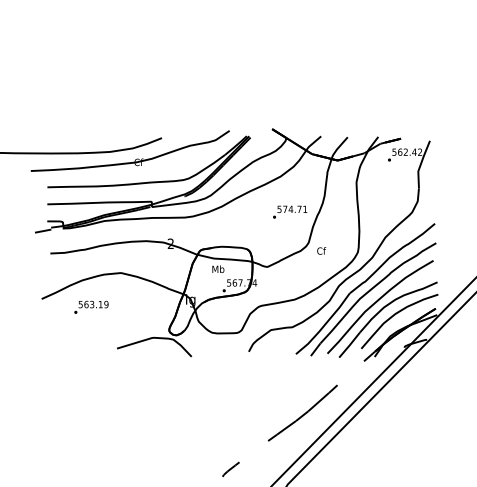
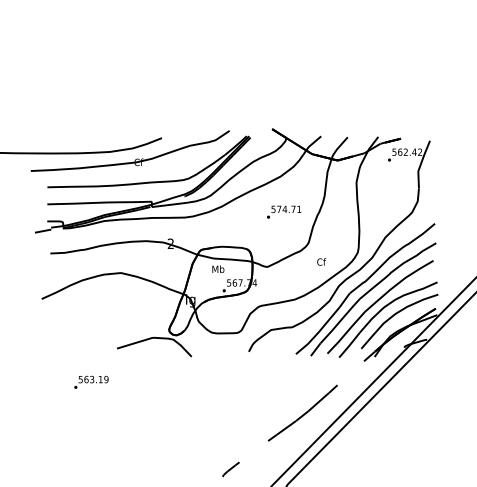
text position: (290, 211) -> (284, 211) (284, 211)
text position: (321, 250) -> (321, 261) (321, 261)
text position: (91, 306) -> (91, 381) (91, 381)
